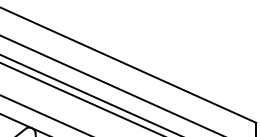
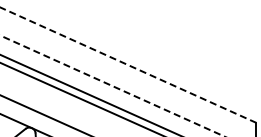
line: solid -> dashed (128, 65)
line: solid -> dashed (113, 86)
